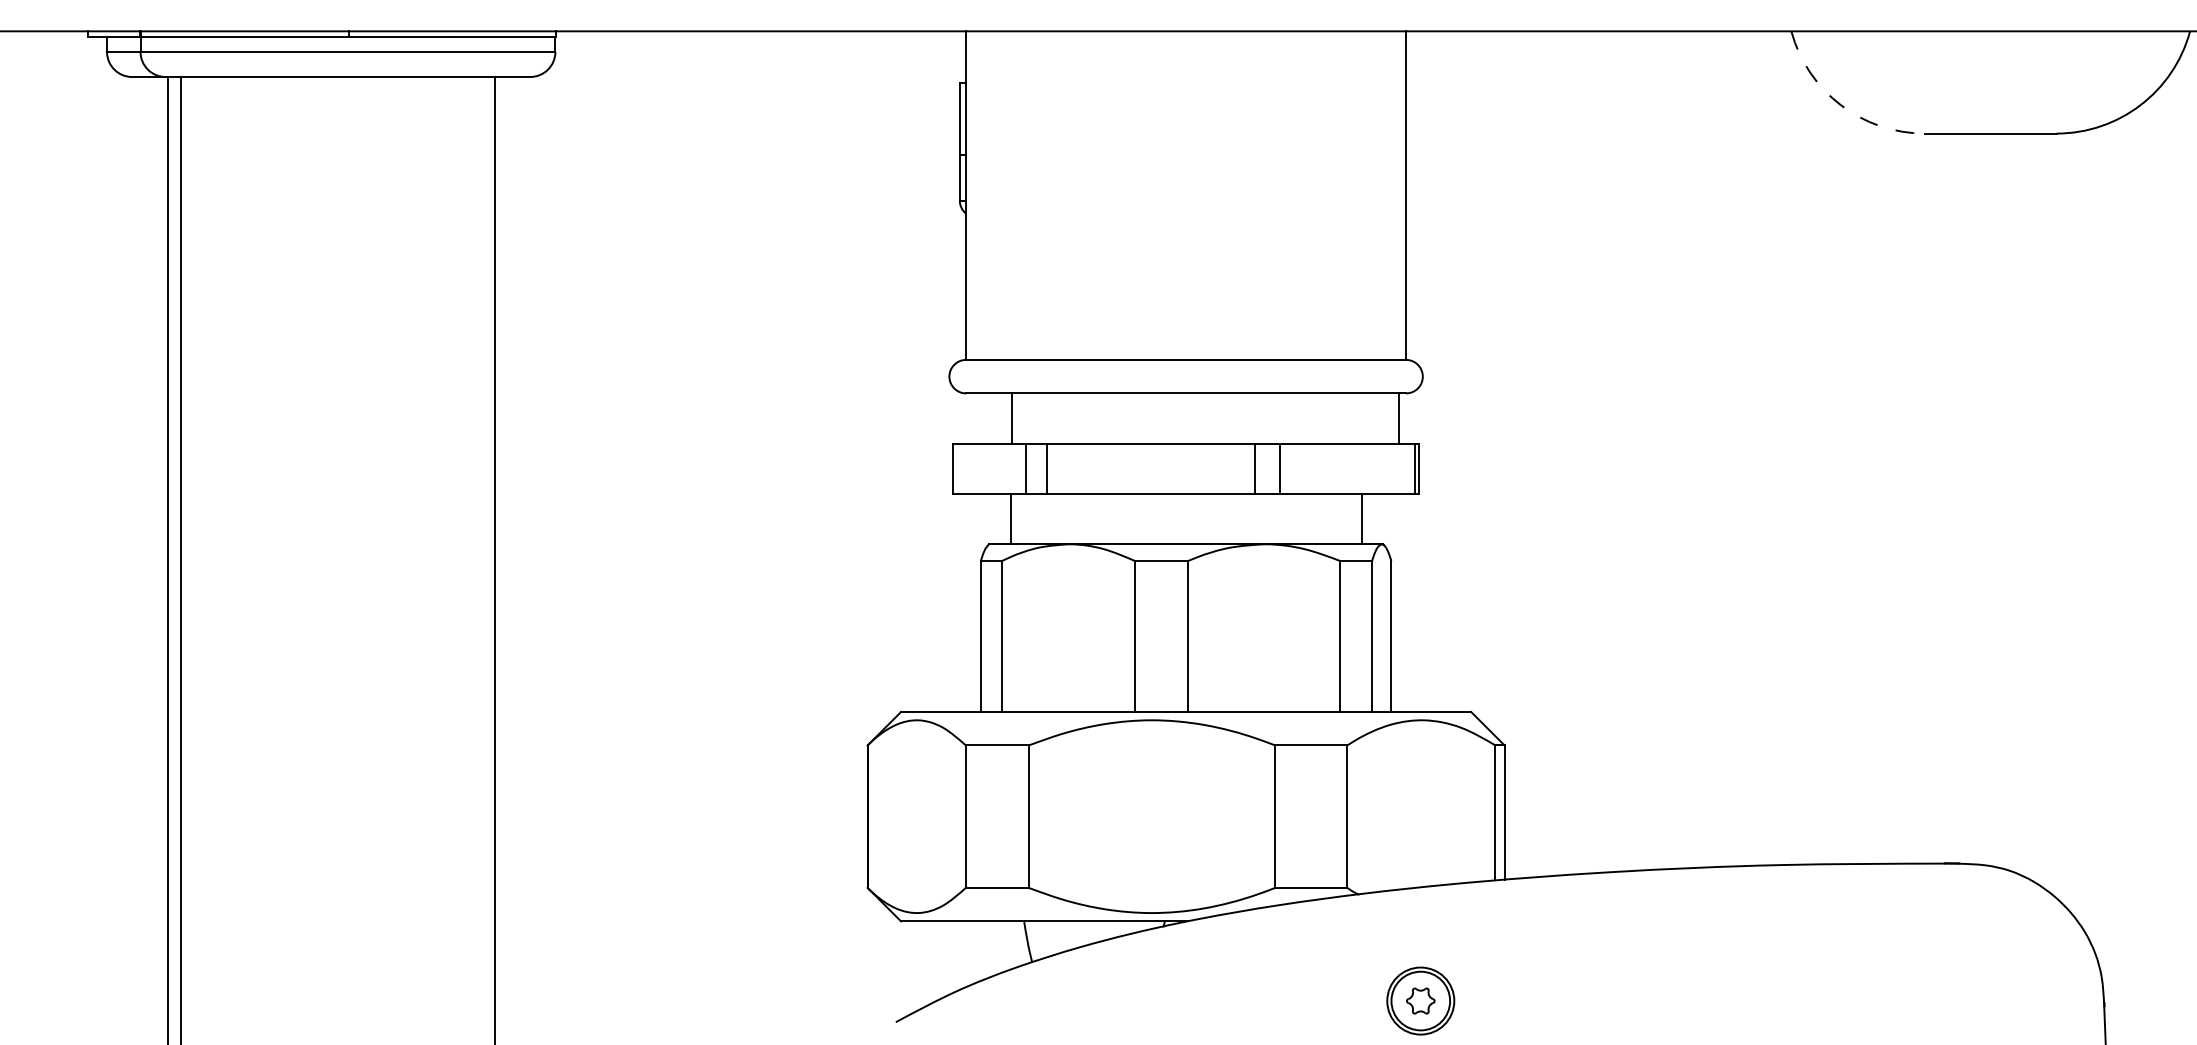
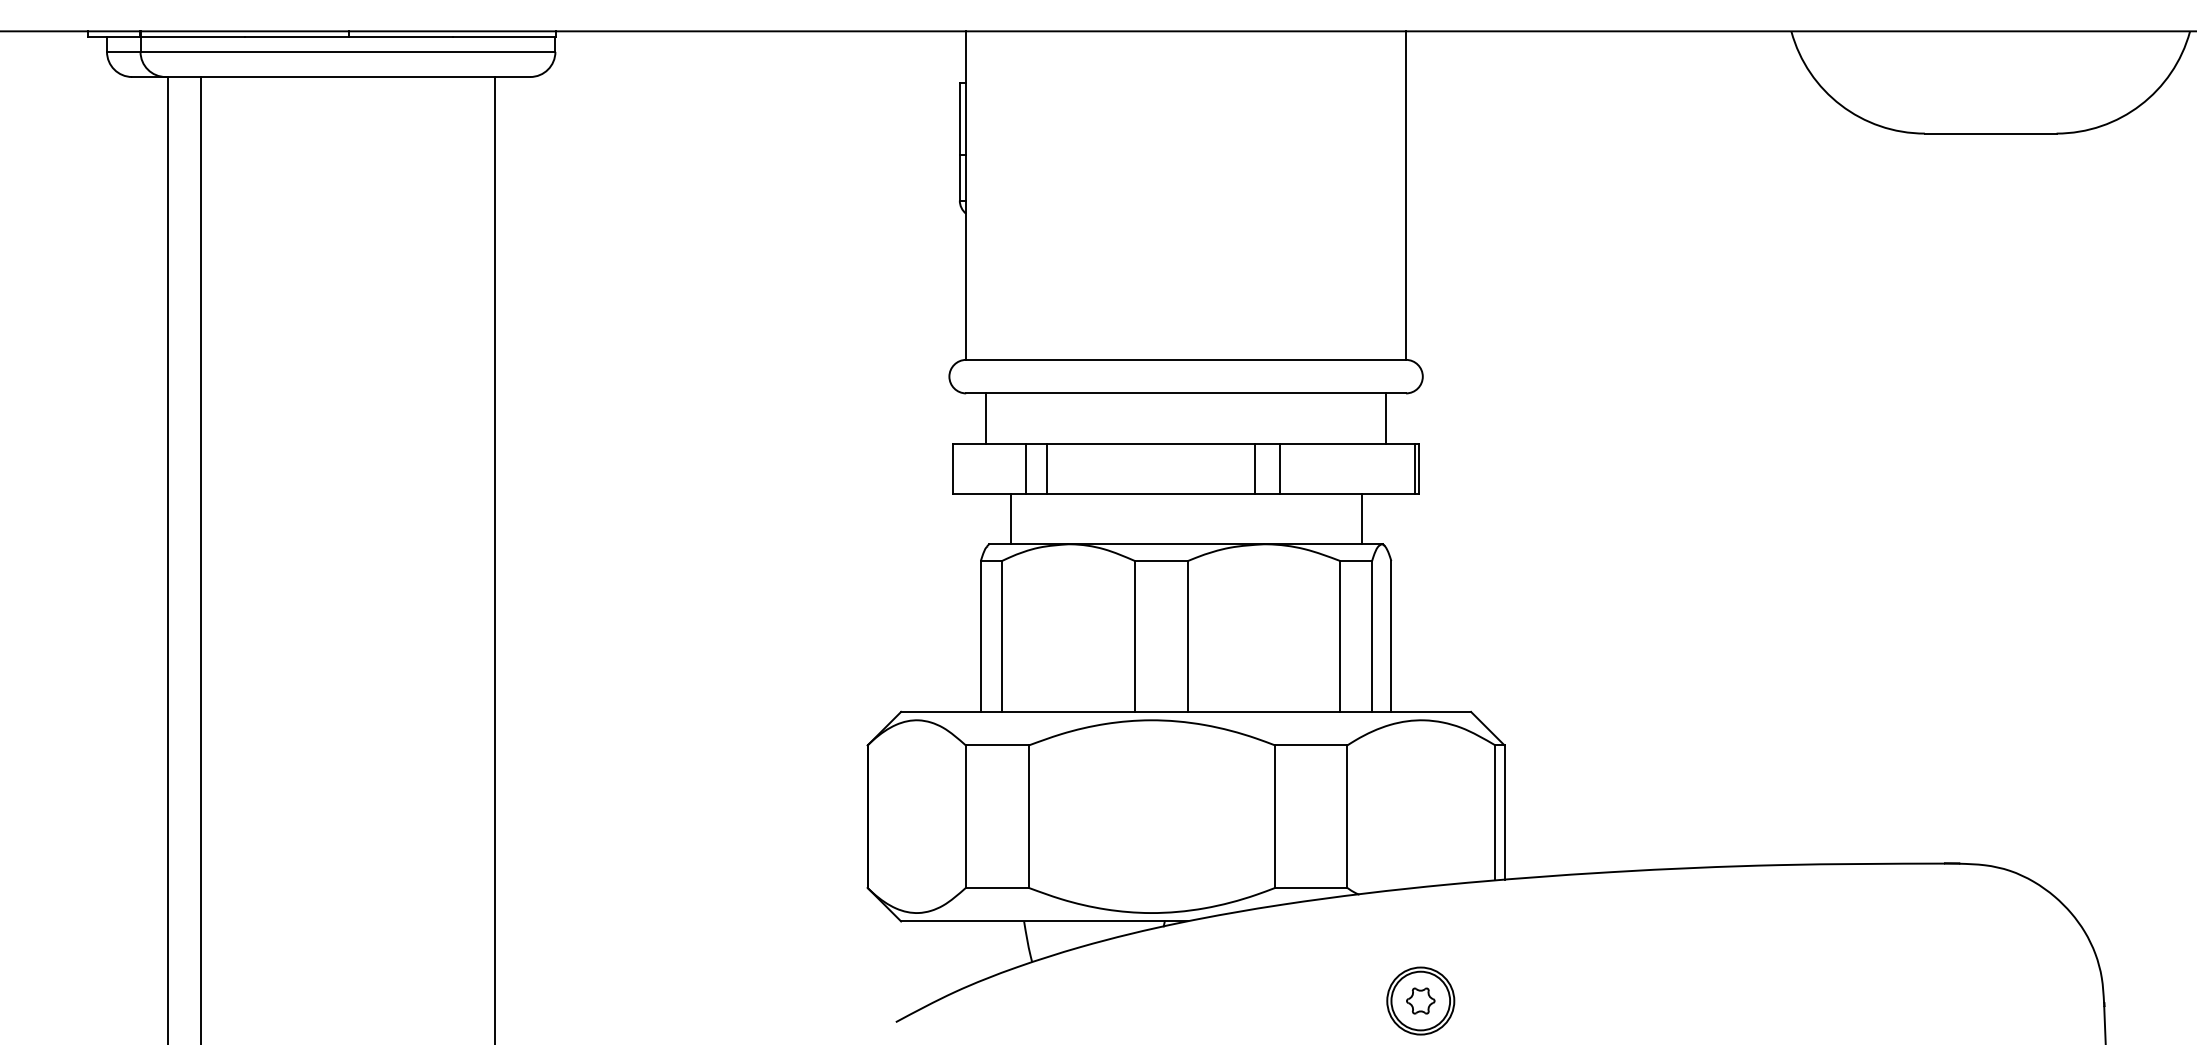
arc: dashed -> solid (1840, 105)
line position: (1011, 418) -> (985, 418) (985, 418)
line position: (1399, 418) -> (1386, 418) (1386, 418)
line position: (181, 559) -> (201, 559) (201, 559)
